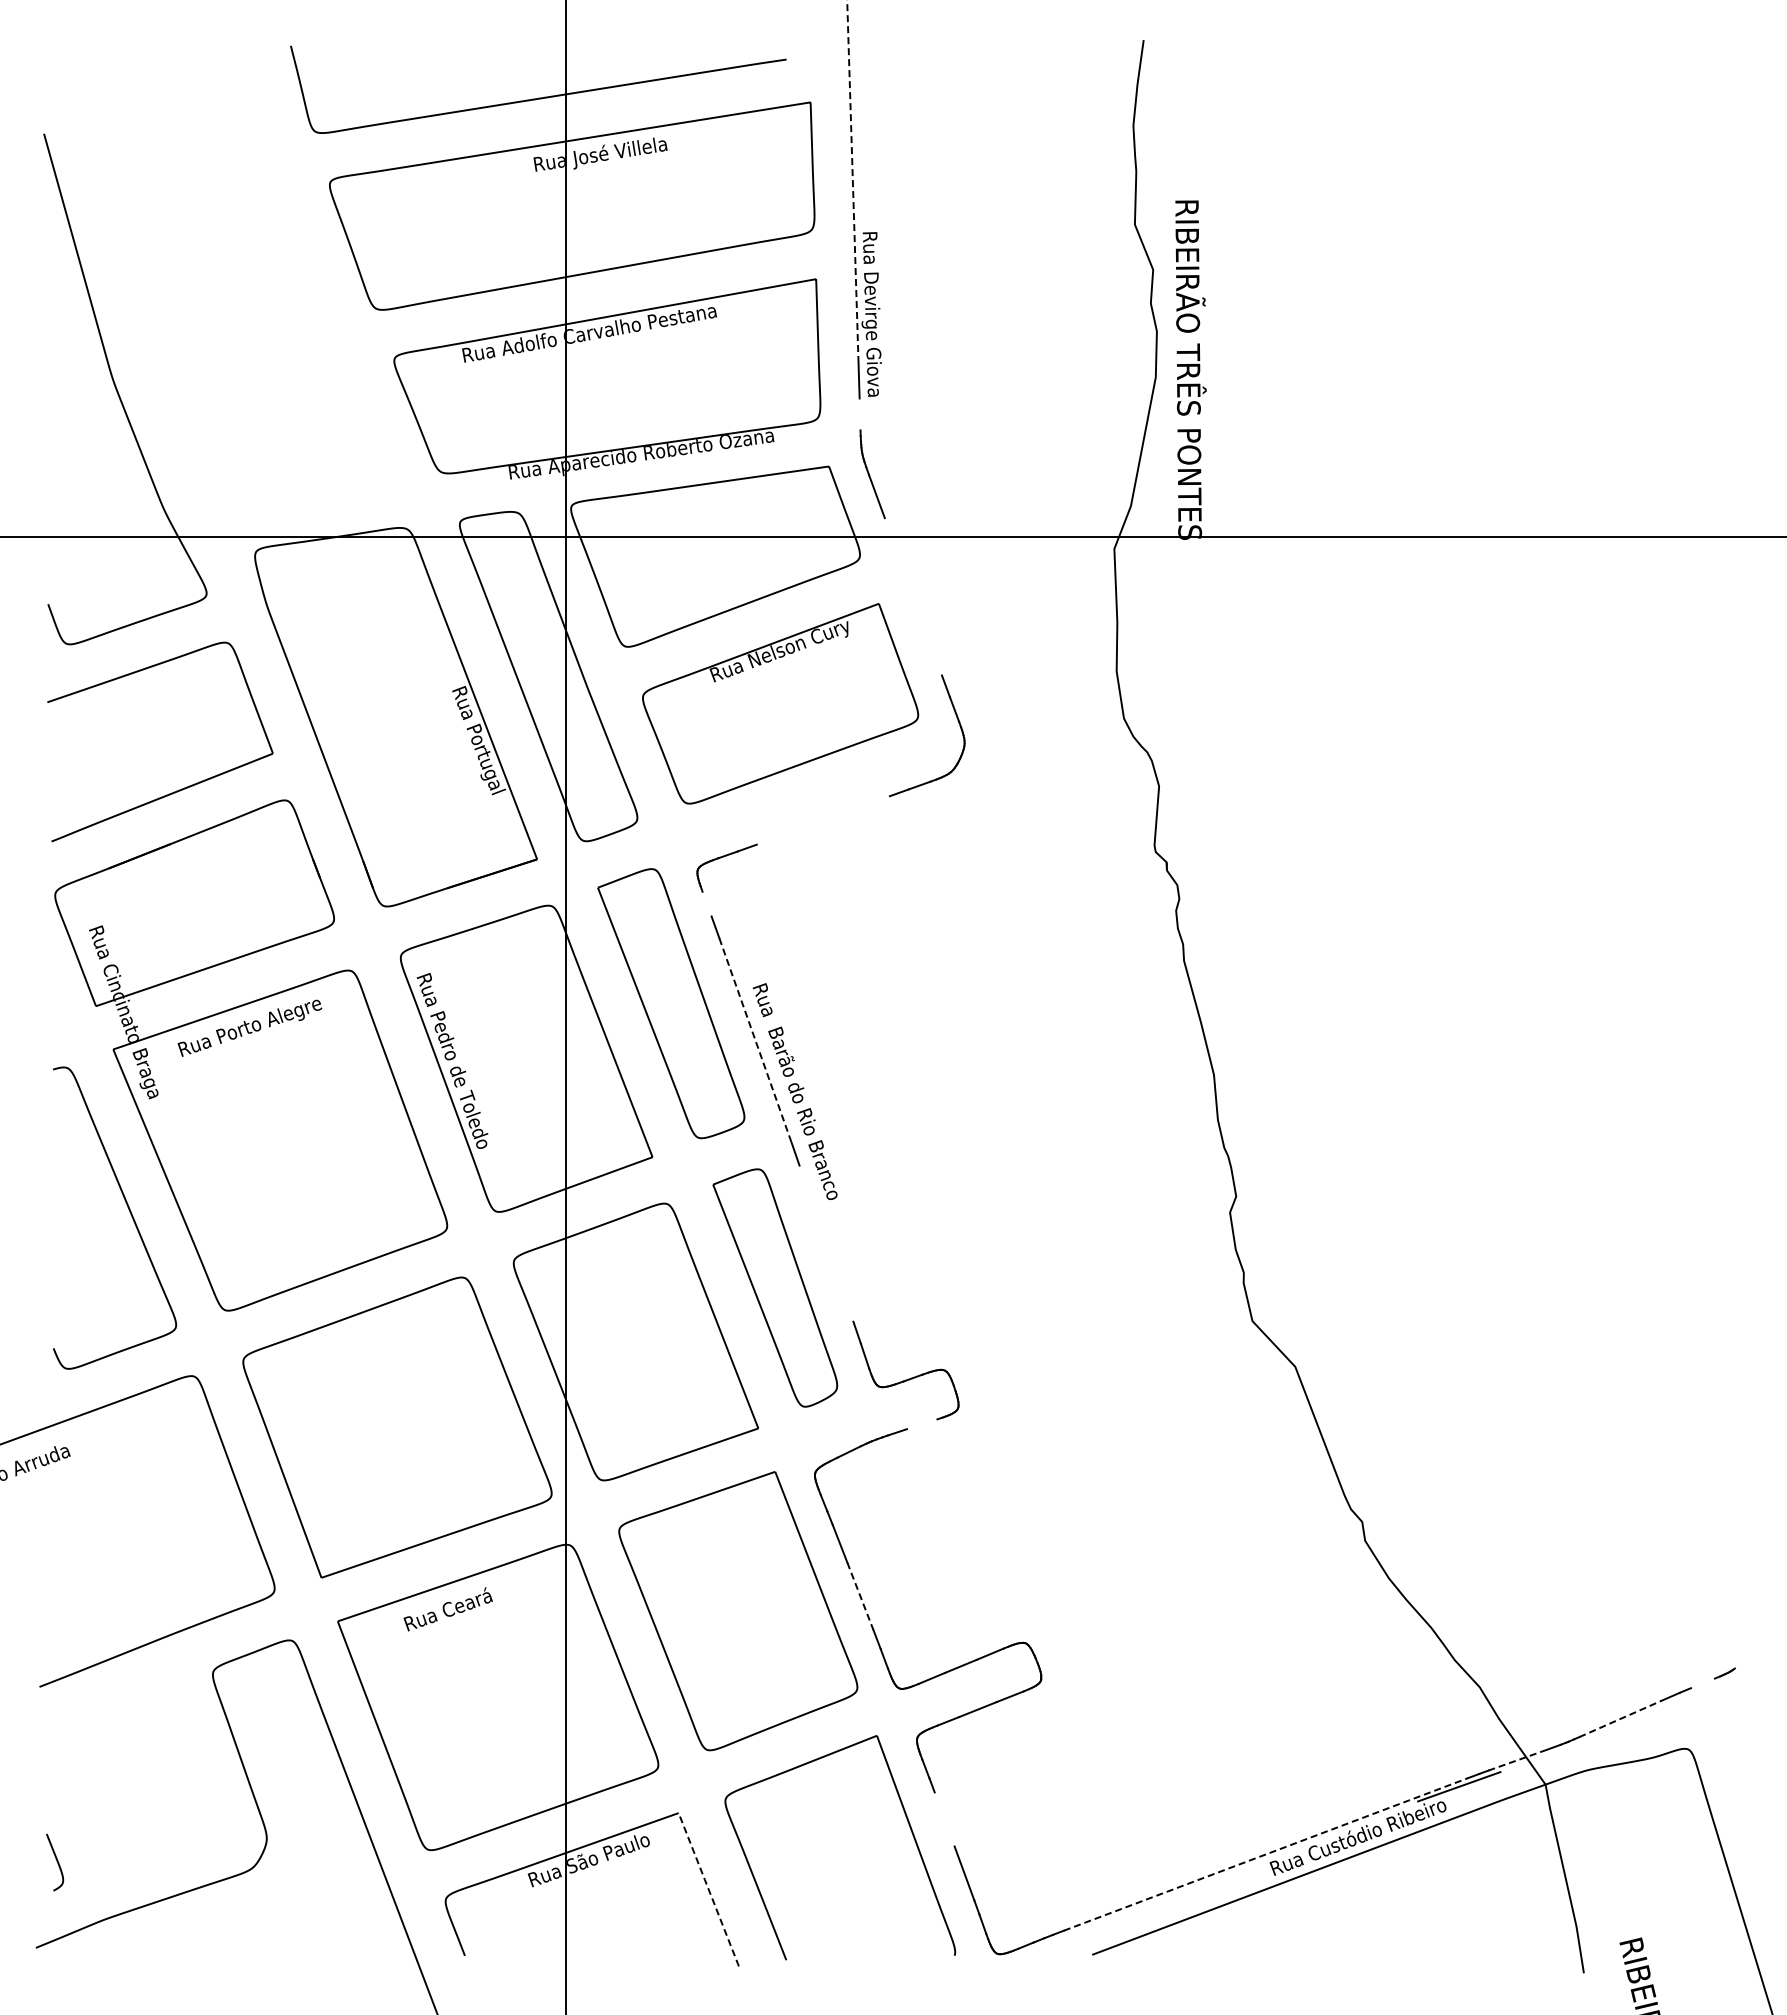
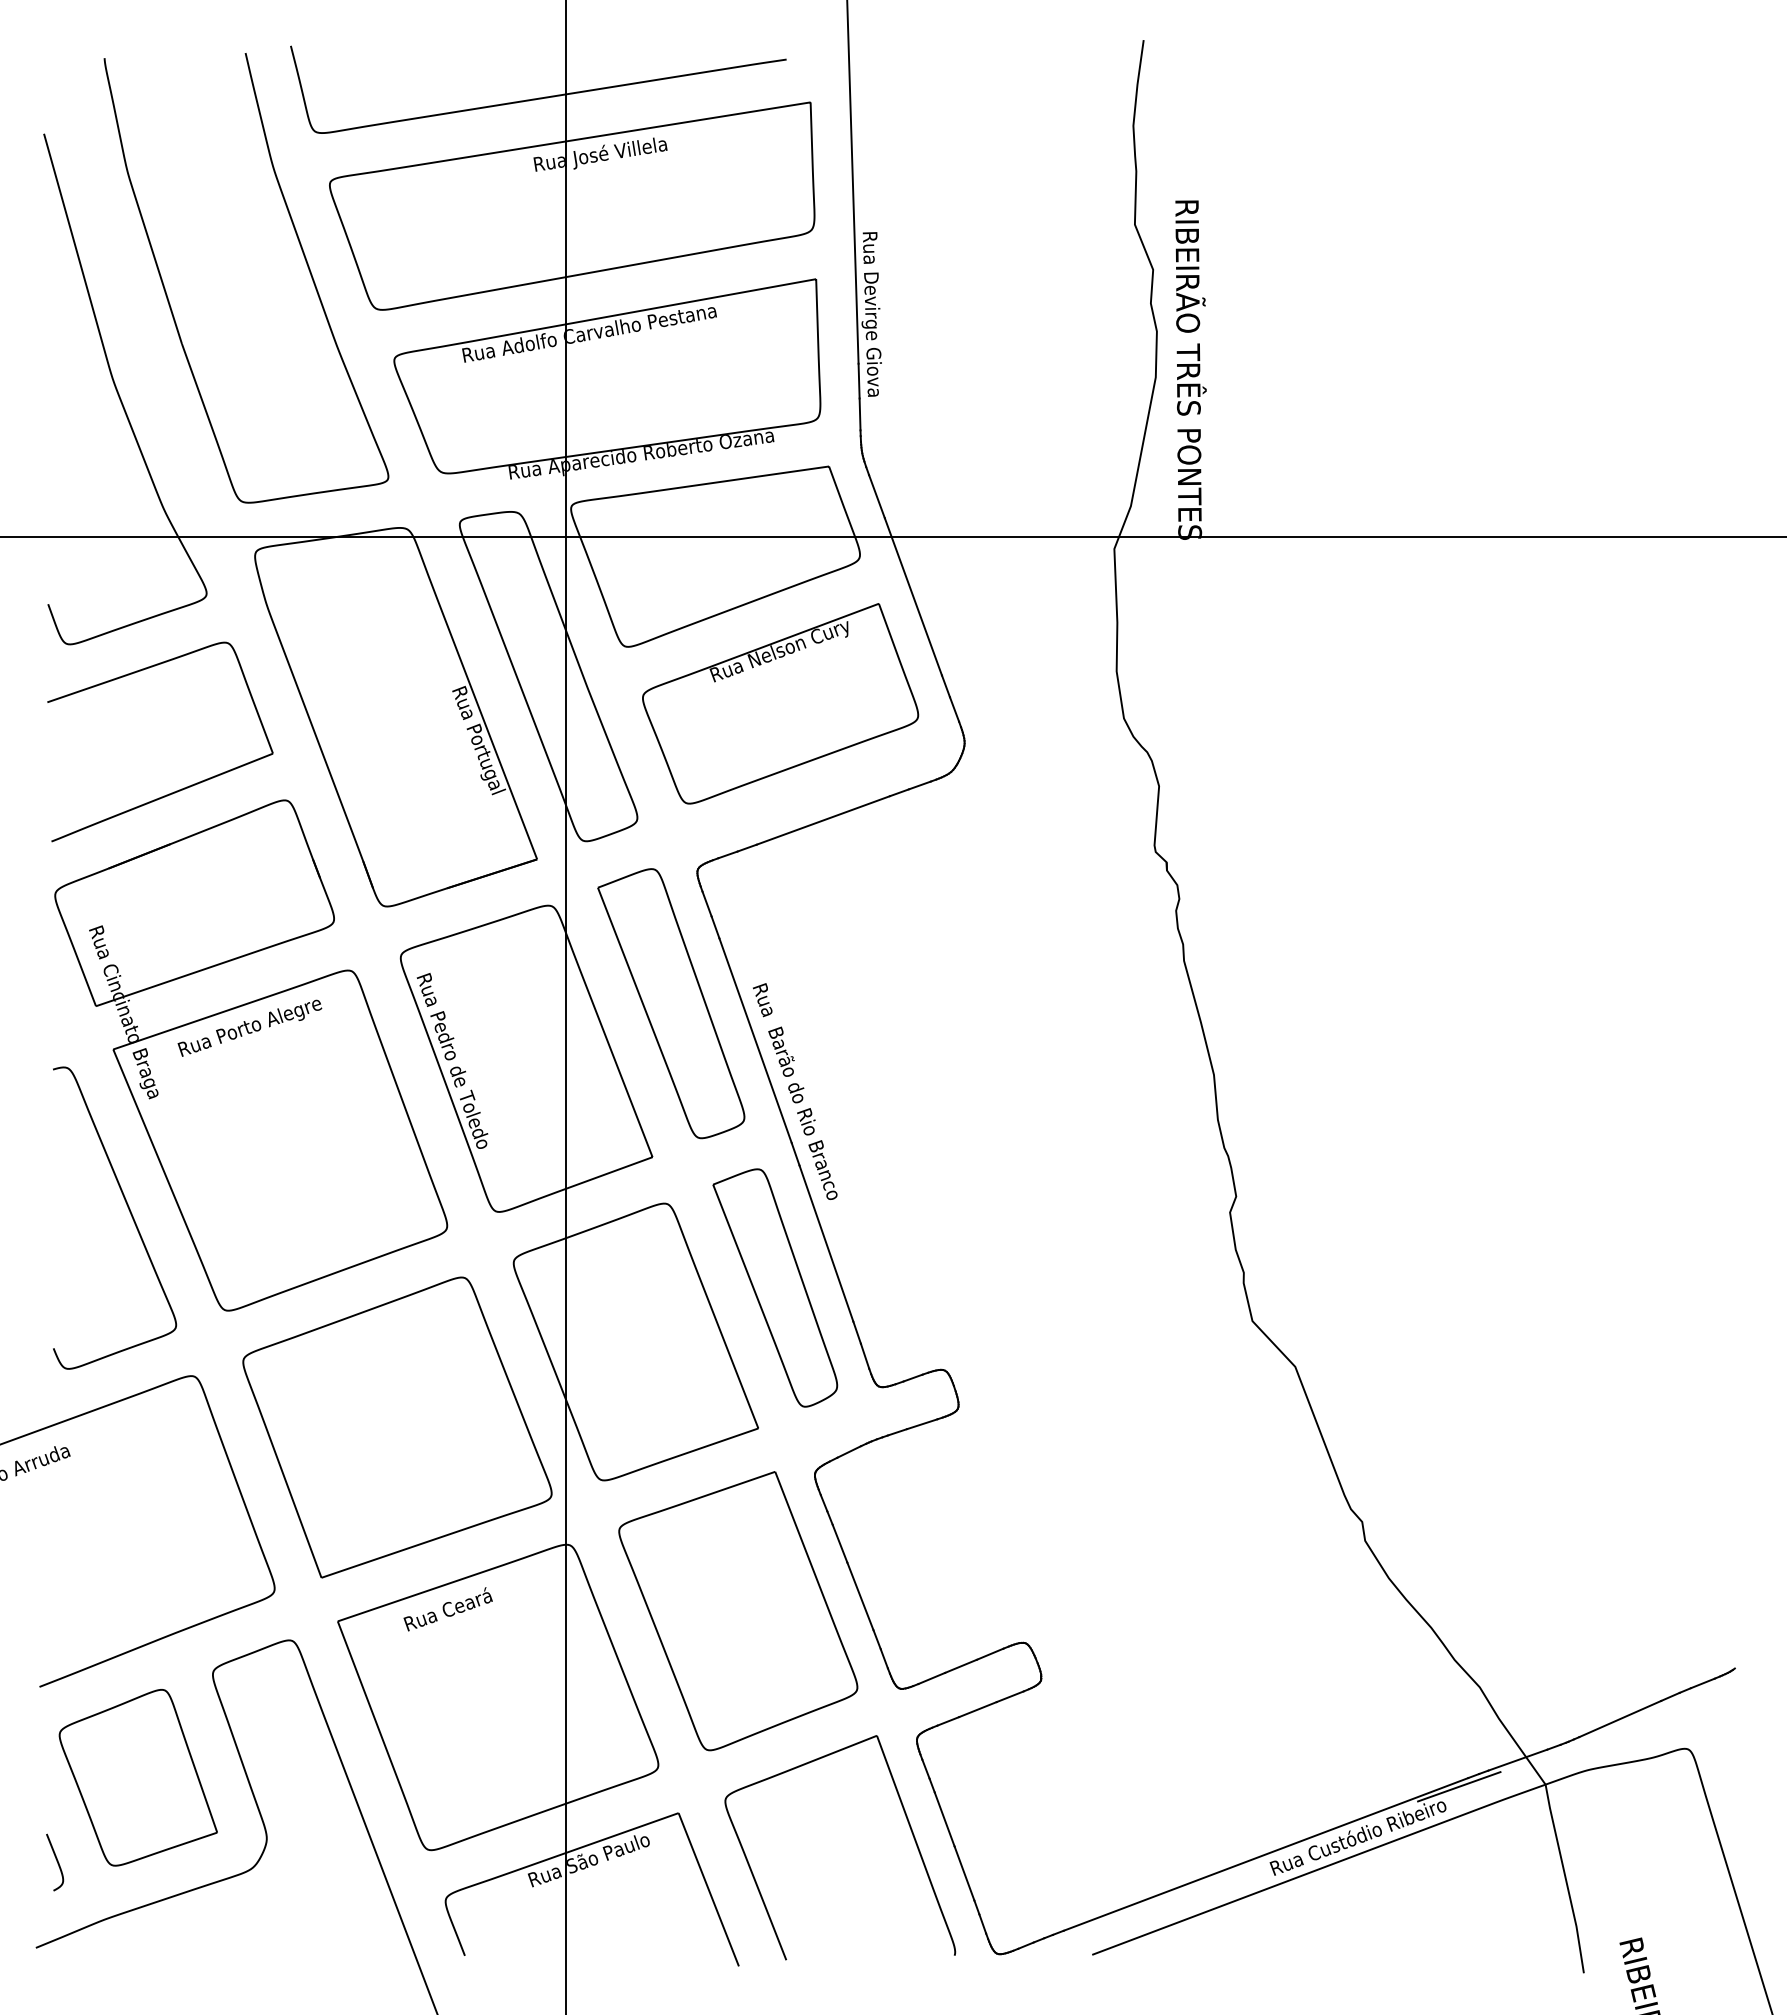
line: dashed -> solid (852, 181)
part: none -> present (303, 256)
line: none -> present (859, 414)
line: none -> present (912, 596)
line: none -> present (822, 820)
line: none -> present (706, 903)
line: dashed -> solid (755, 1040)
line: none -> present (826, 1243)
line: none -> present (922, 1424)
line: dashed -> solid (860, 1596)
line: none -> present (1702, 1683)
line: dashed -> solid (1620, 1719)
line: dashed -> solid (1518, 1759)
part: none -> present (137, 1777)
line: none -> present (944, 1819)
line: dashed -> solid (1266, 1854)
line: dashed -> solid (708, 1889)
